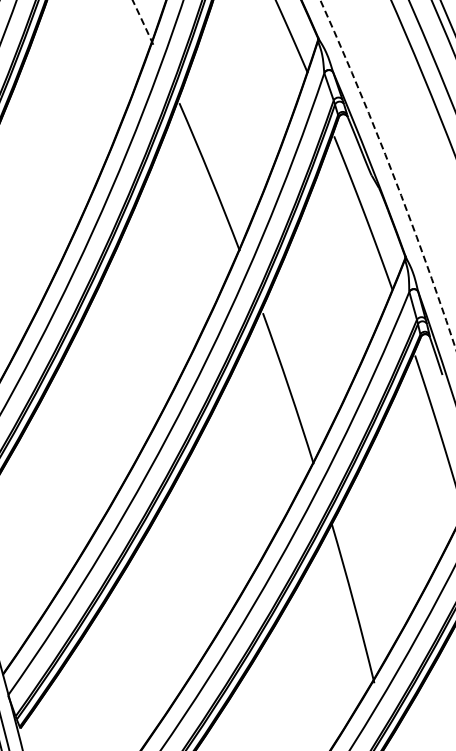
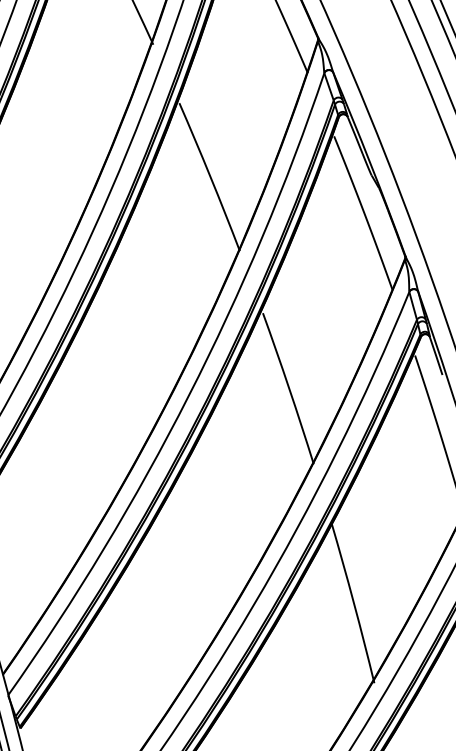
arc: dashed -> solid (142, 22)
arc: dashed -> solid (392, 172)
